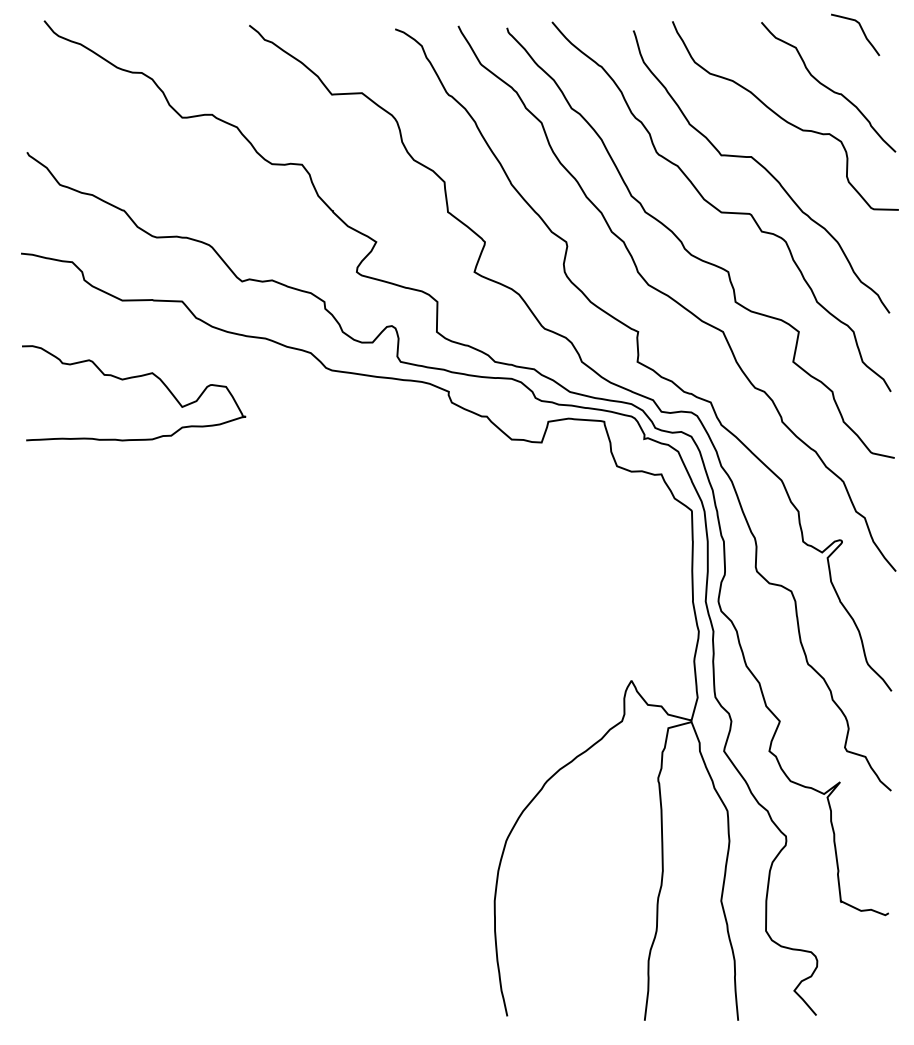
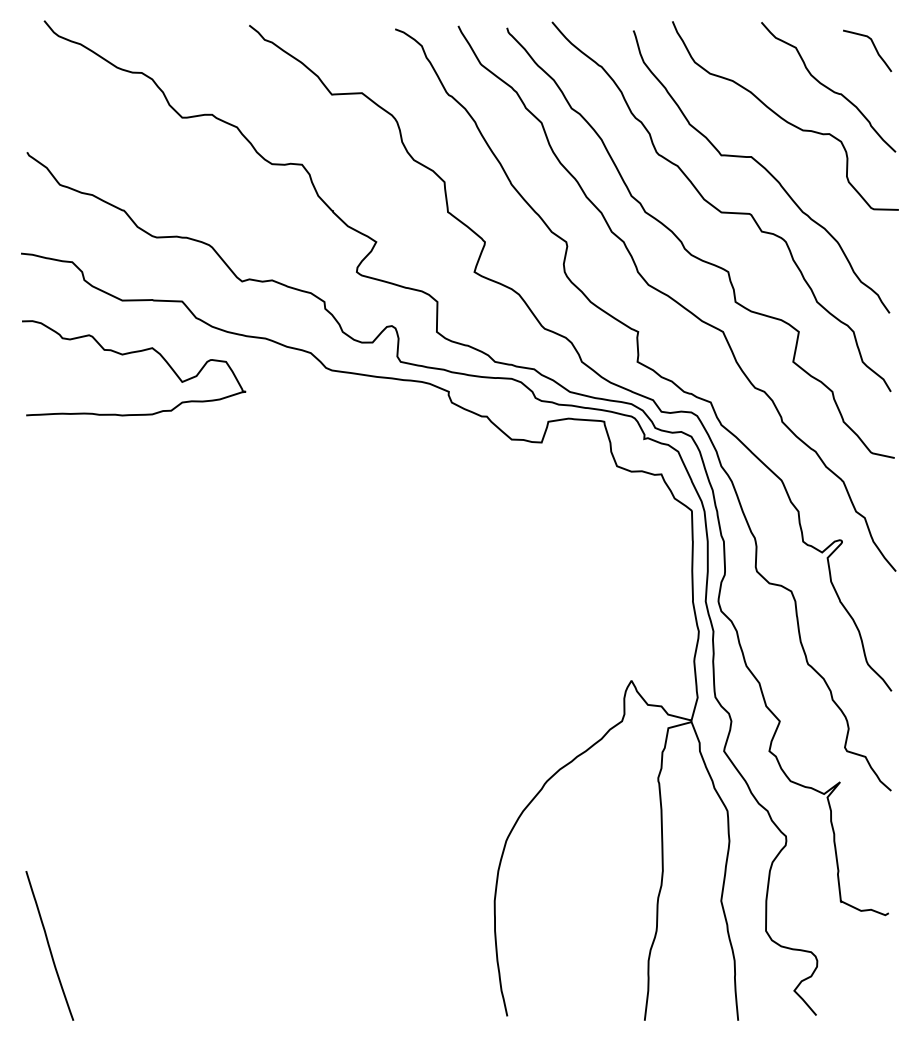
curve position: (861, 30) -> (873, 46) (873, 46)
curve position: (133, 378) -> (133, 353) (133, 353)
curve: none -> present (49, 945)
